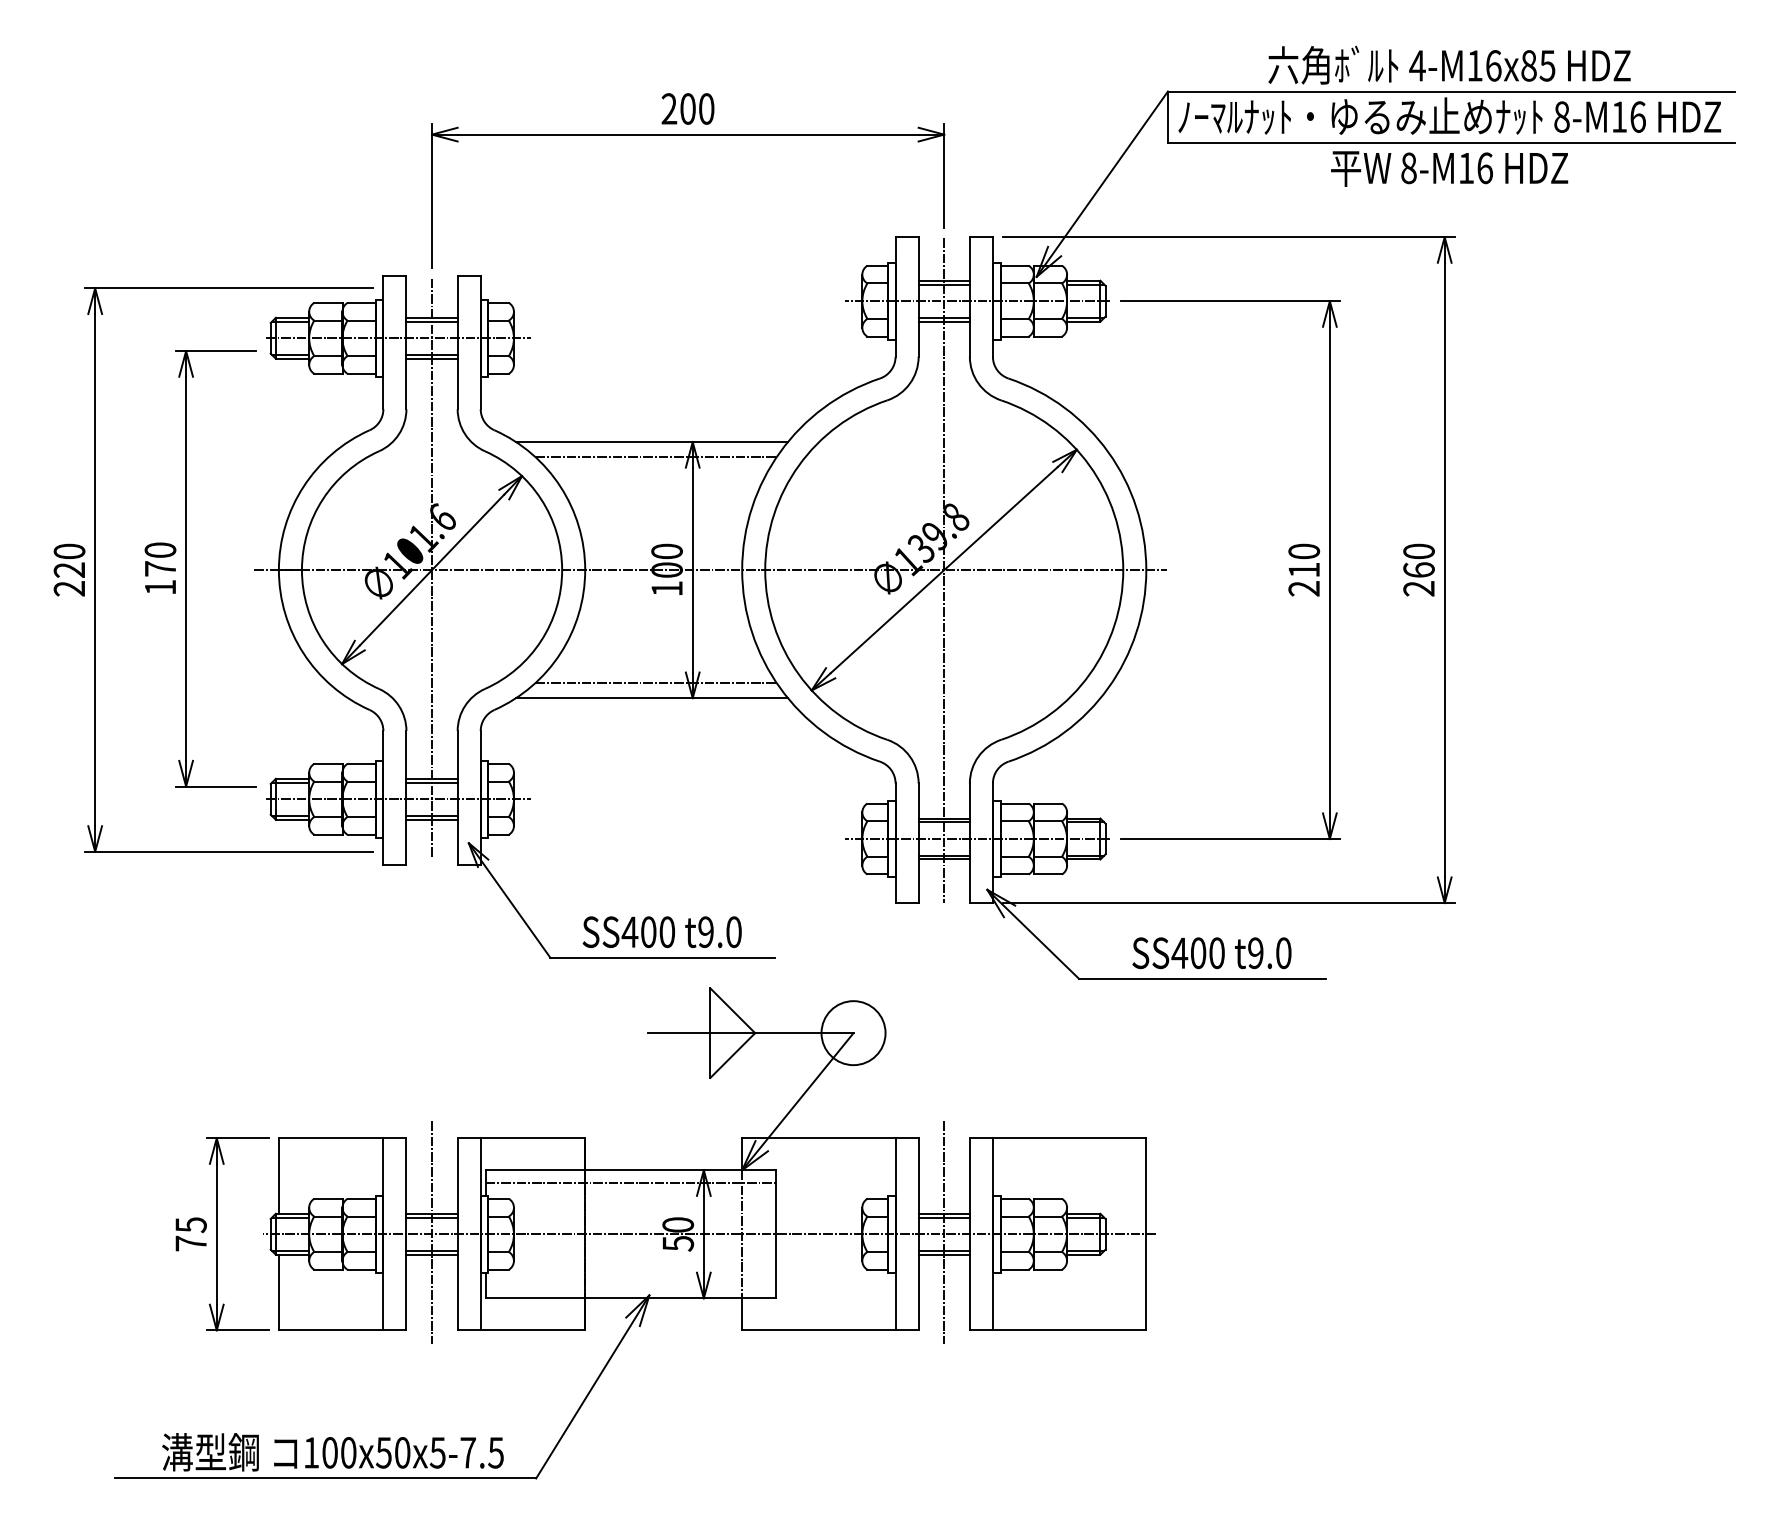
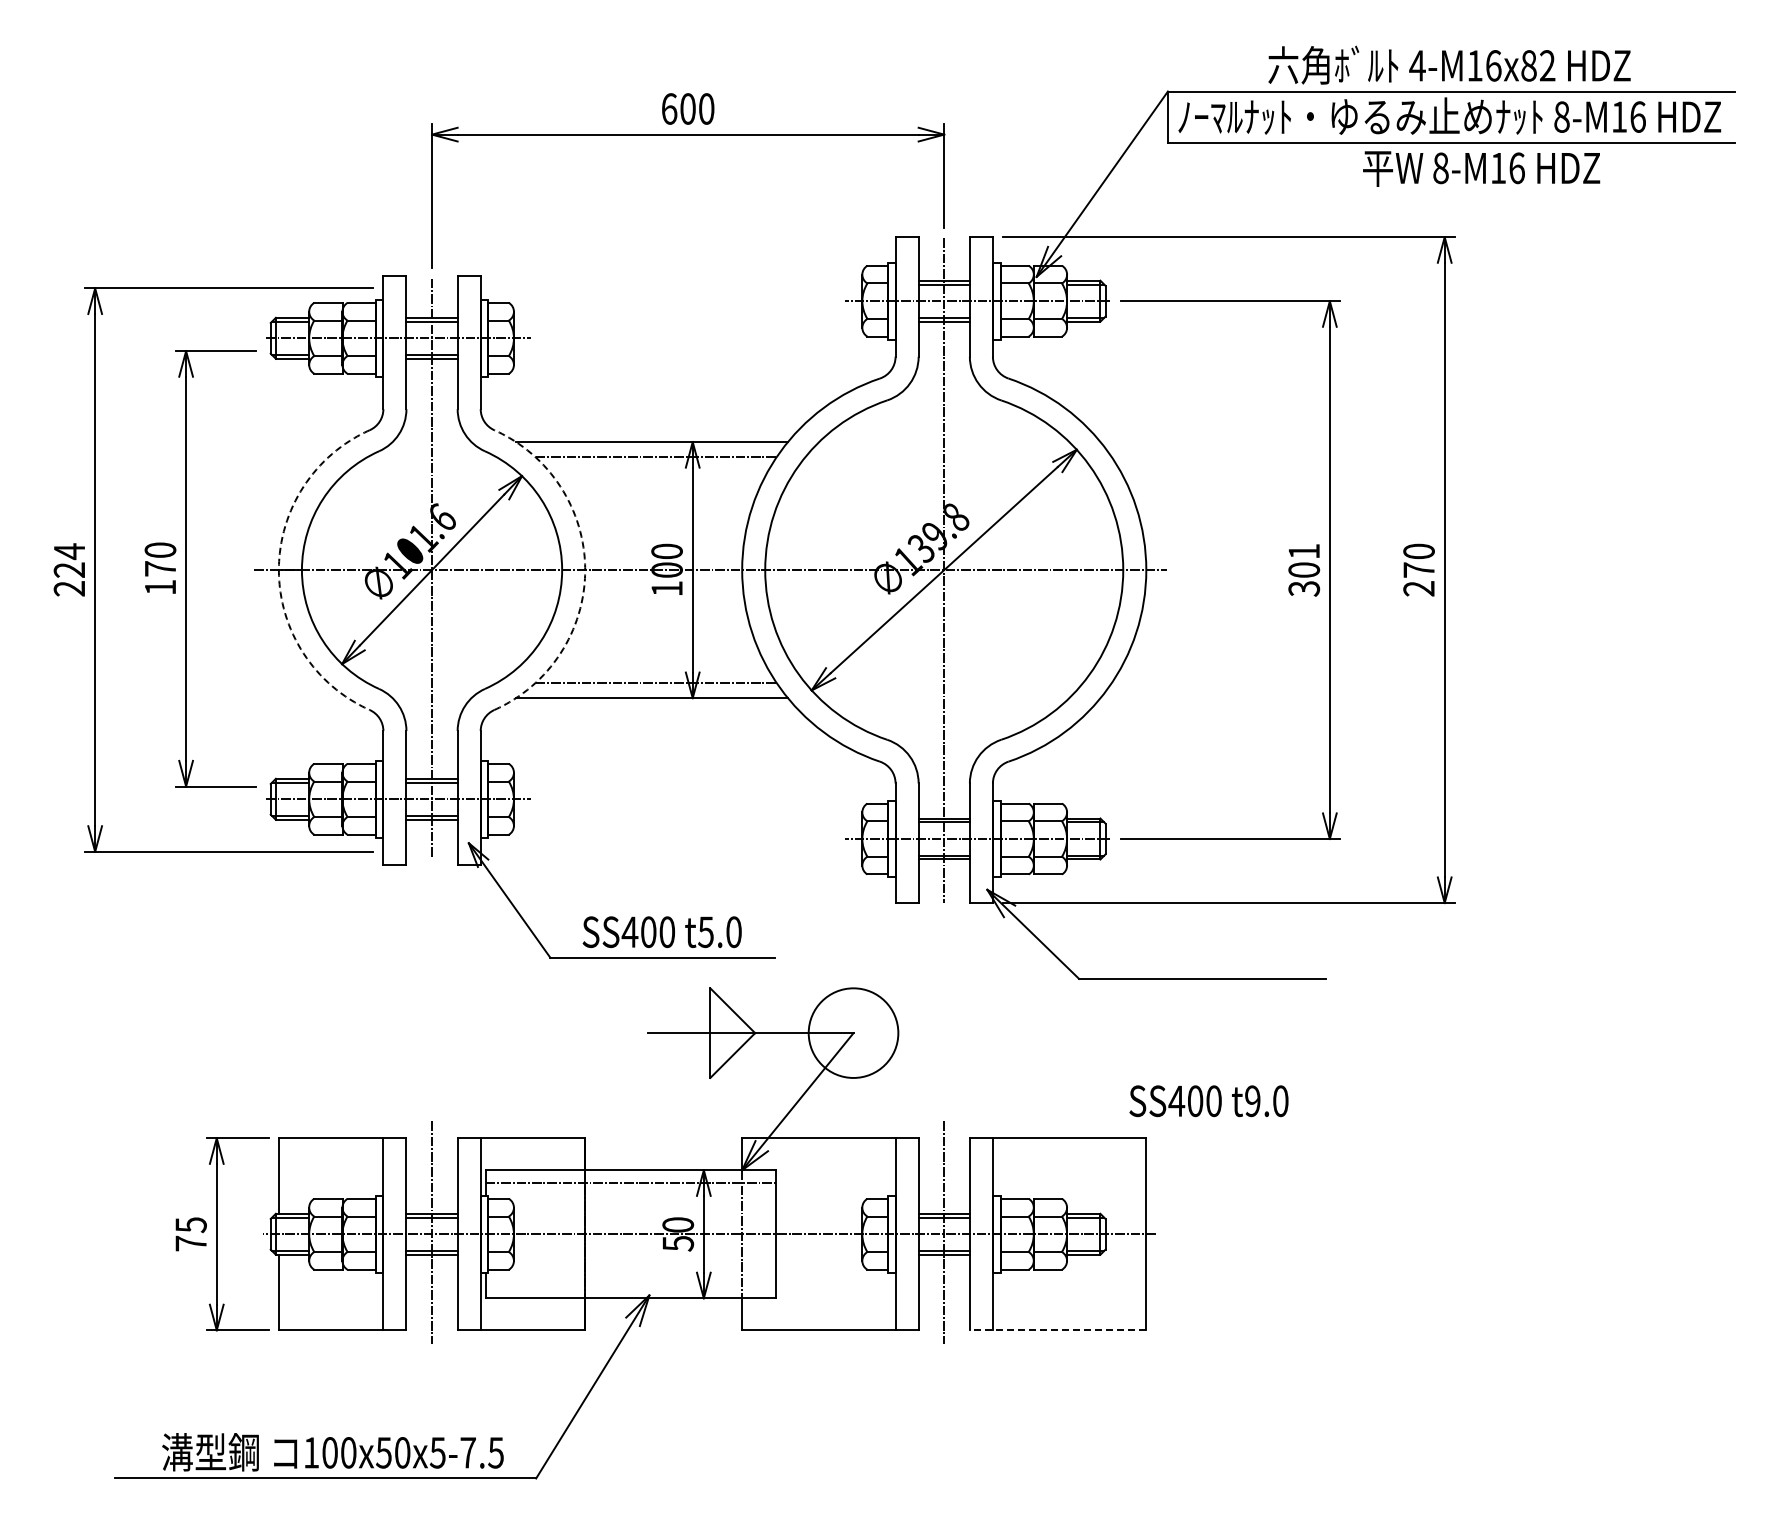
text: 4-M16x85 -> 4-M16x82 (1547, 65)
text: 200 -> 600 (669, 108)
text position: (1449, 168) -> (1481, 168) (1481, 168)
text: 220 -> 224 (69, 551)
text: 210 -> 301 (1304, 569)
text: 260 -> 270 (1418, 569)
arc: solid -> dashed (278, 570)
arc: solid -> dashed (585, 570)
text: t9.0 -> t5.0 (705, 931)
text position: (1211, 953) -> (1208, 1101) (1208, 1101)
circle diameter: 64 px -> 90 px (853, 1032)
line: solid -> dashed (1057, 1330)
